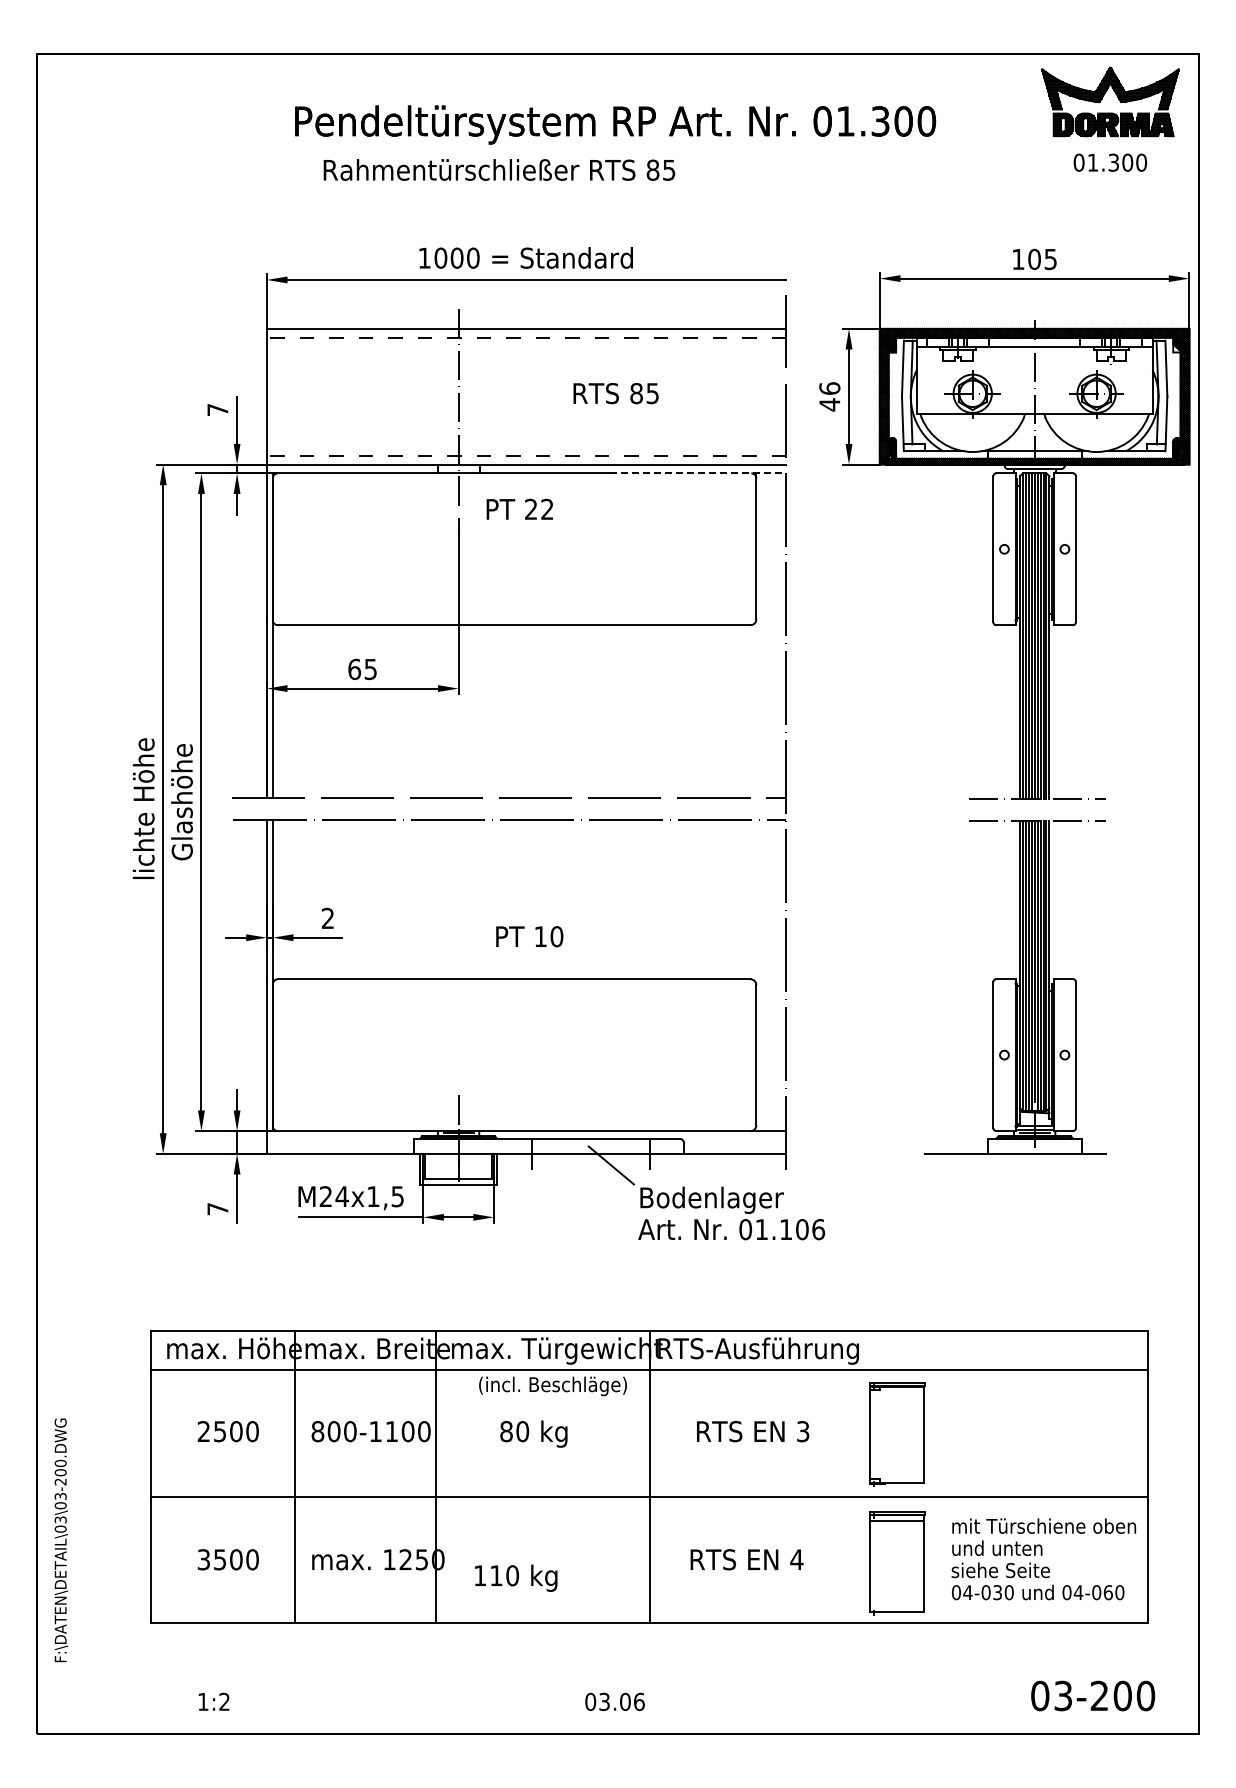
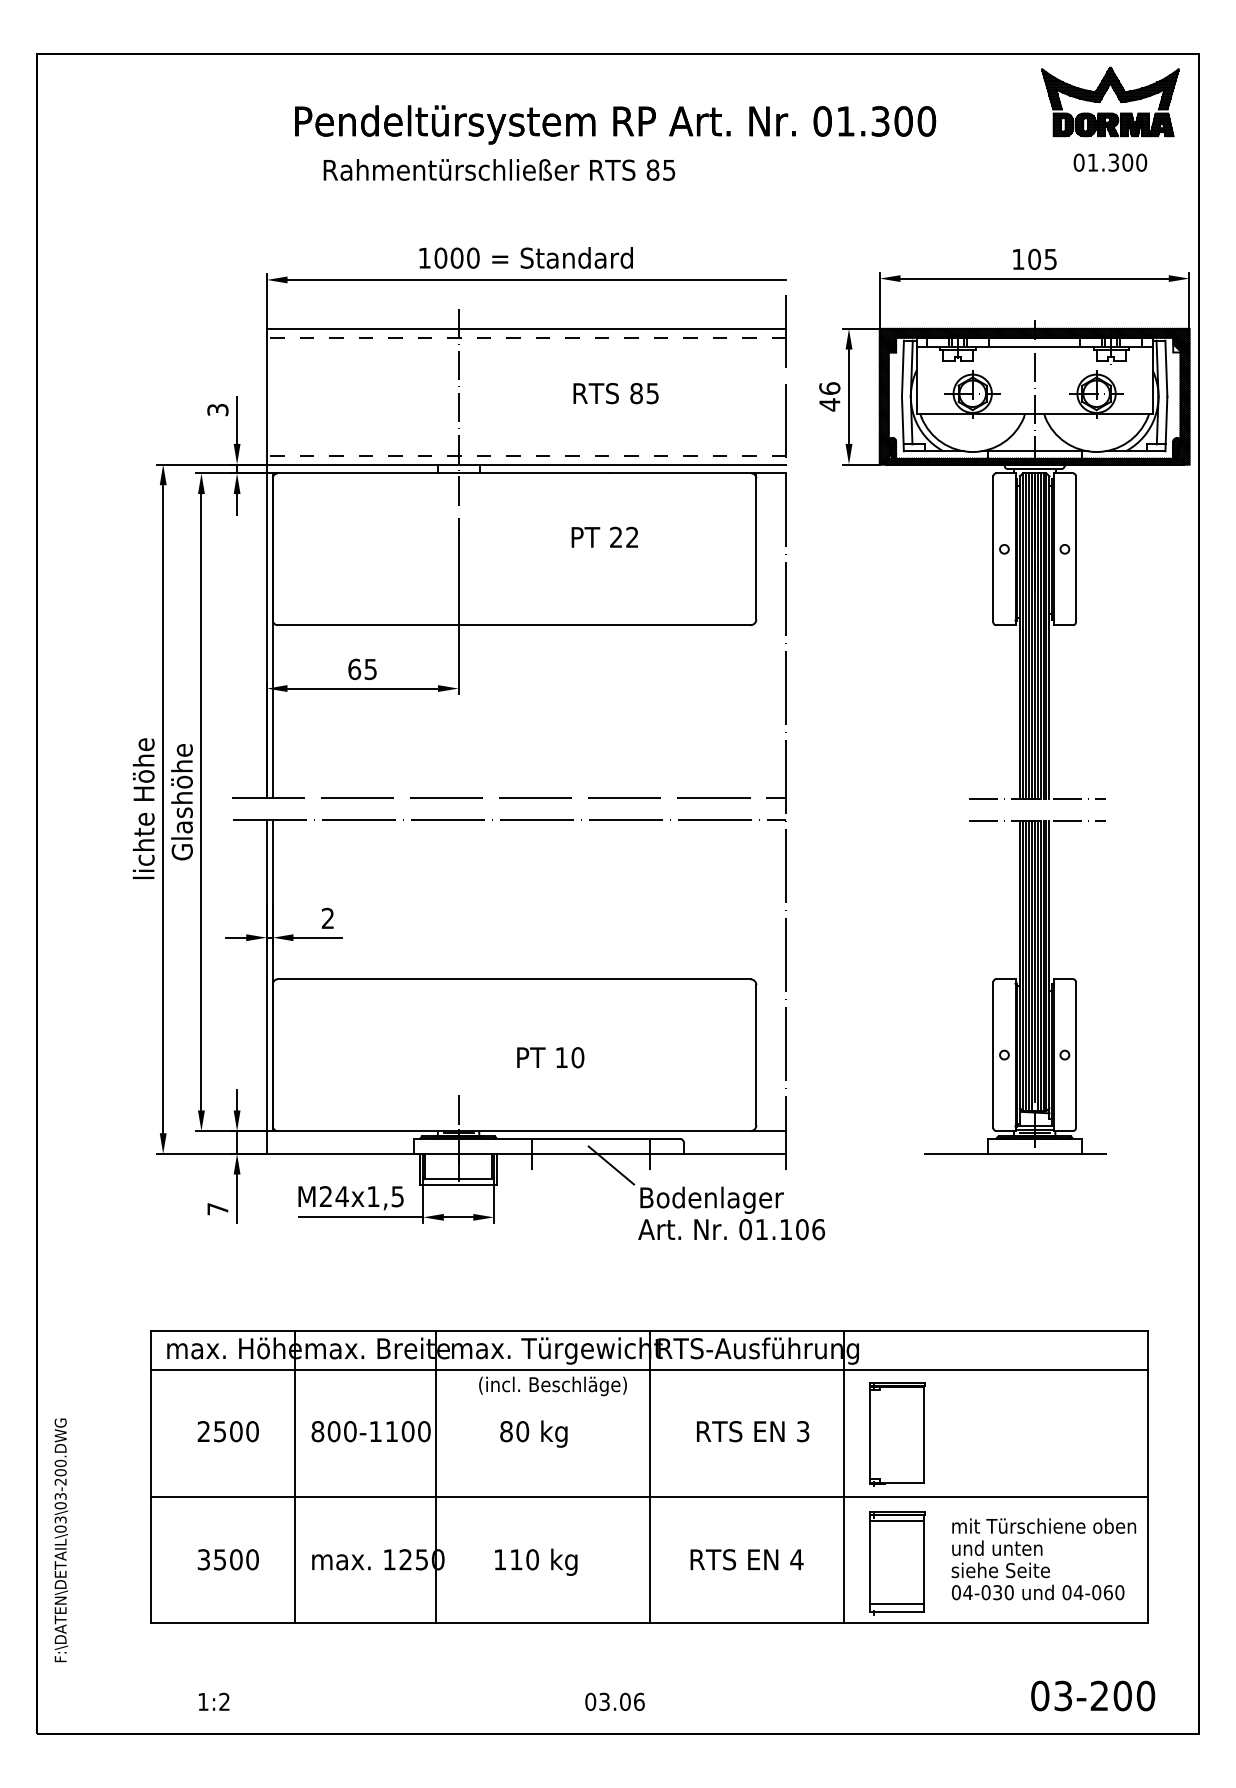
text: 7 -> 3 (217, 410)
line: dashed -> solid (698, 473)
text position: (519, 508) -> (604, 536) (604, 536)
text position: (529, 936) -> (550, 1057) (550, 1057)
line: none -> present (844, 1477)
text position: (516, 1577) -> (536, 1561) (536, 1561)
line: none -> present (897, 1604)
